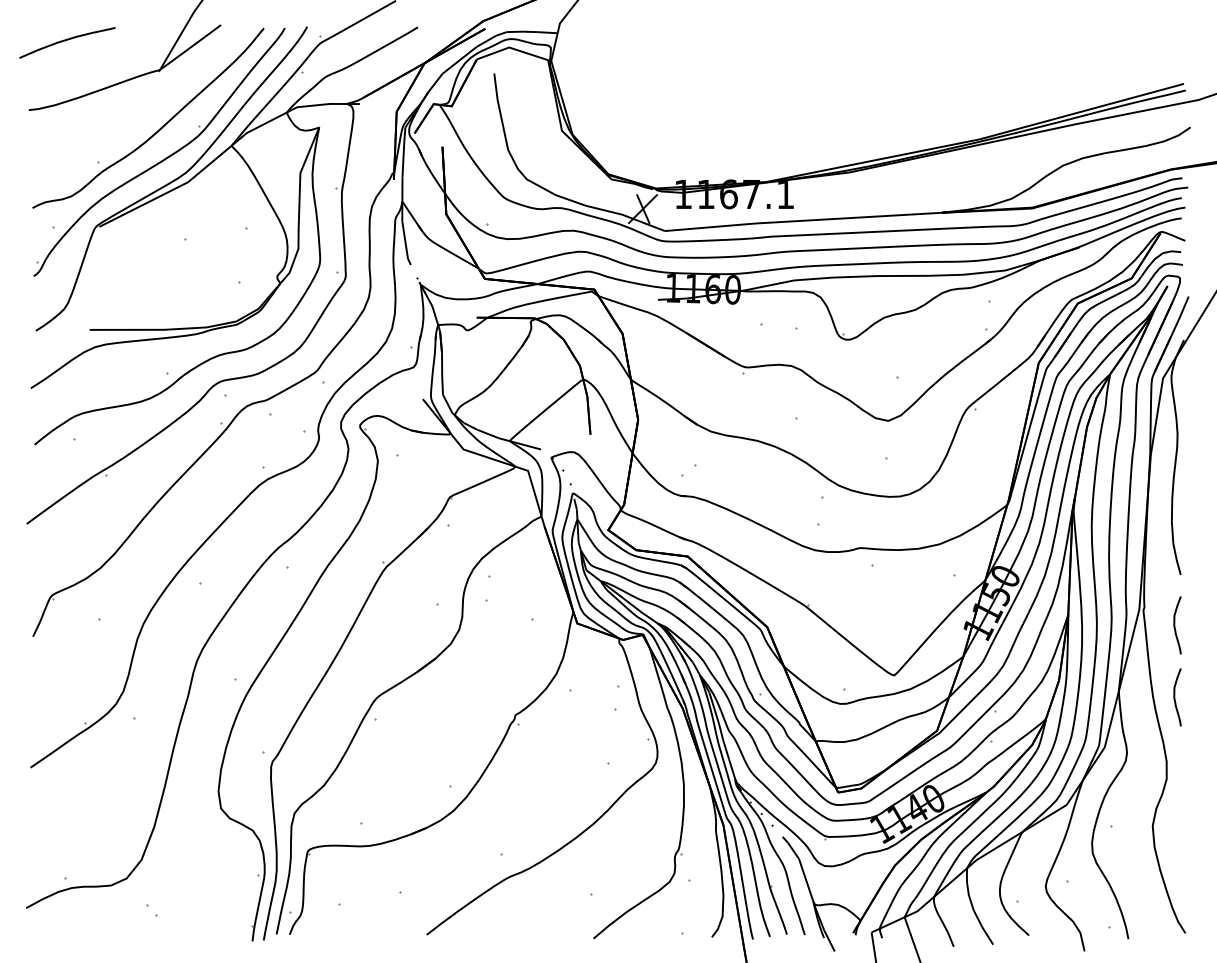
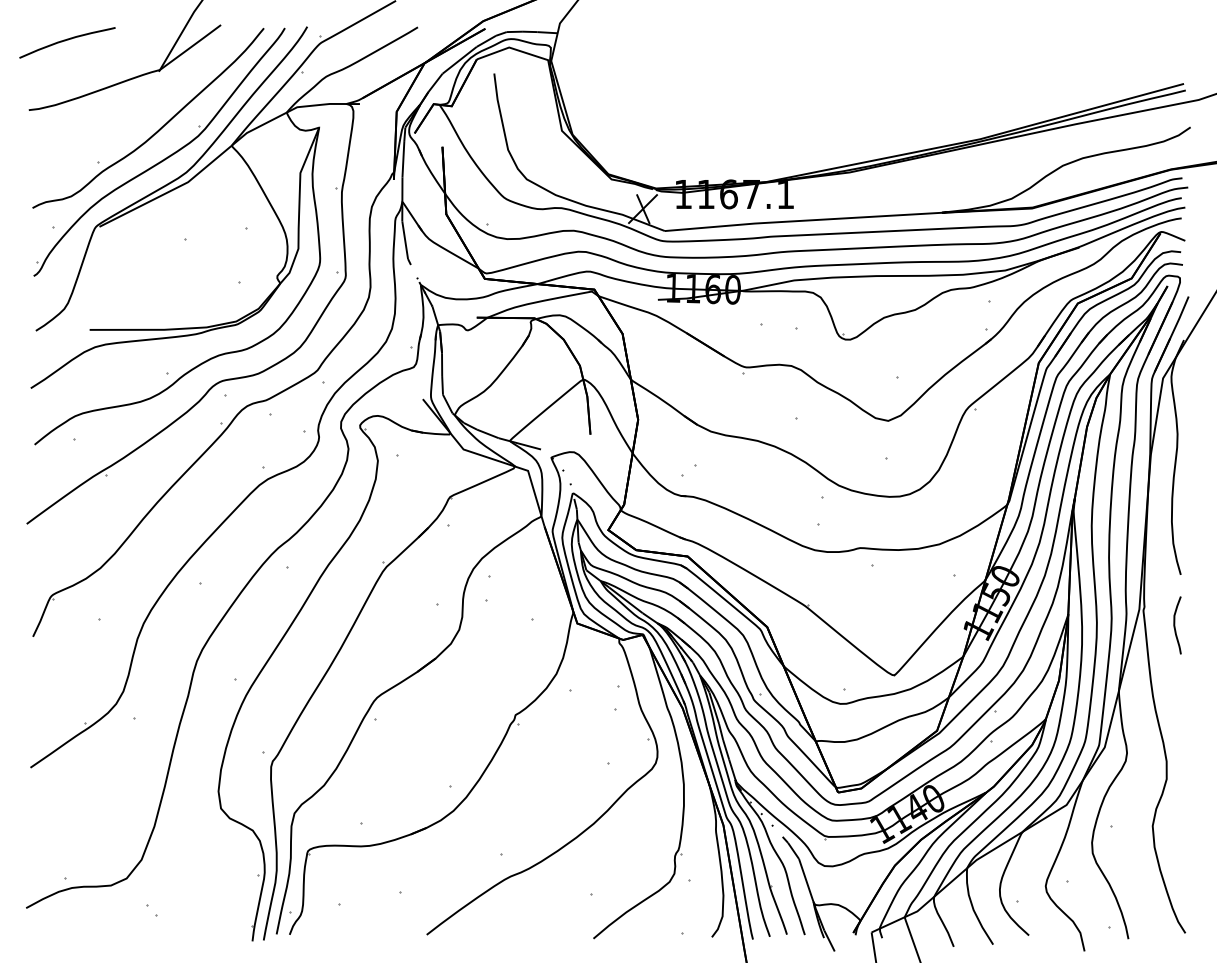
curve: present -> none (1175, 697)
